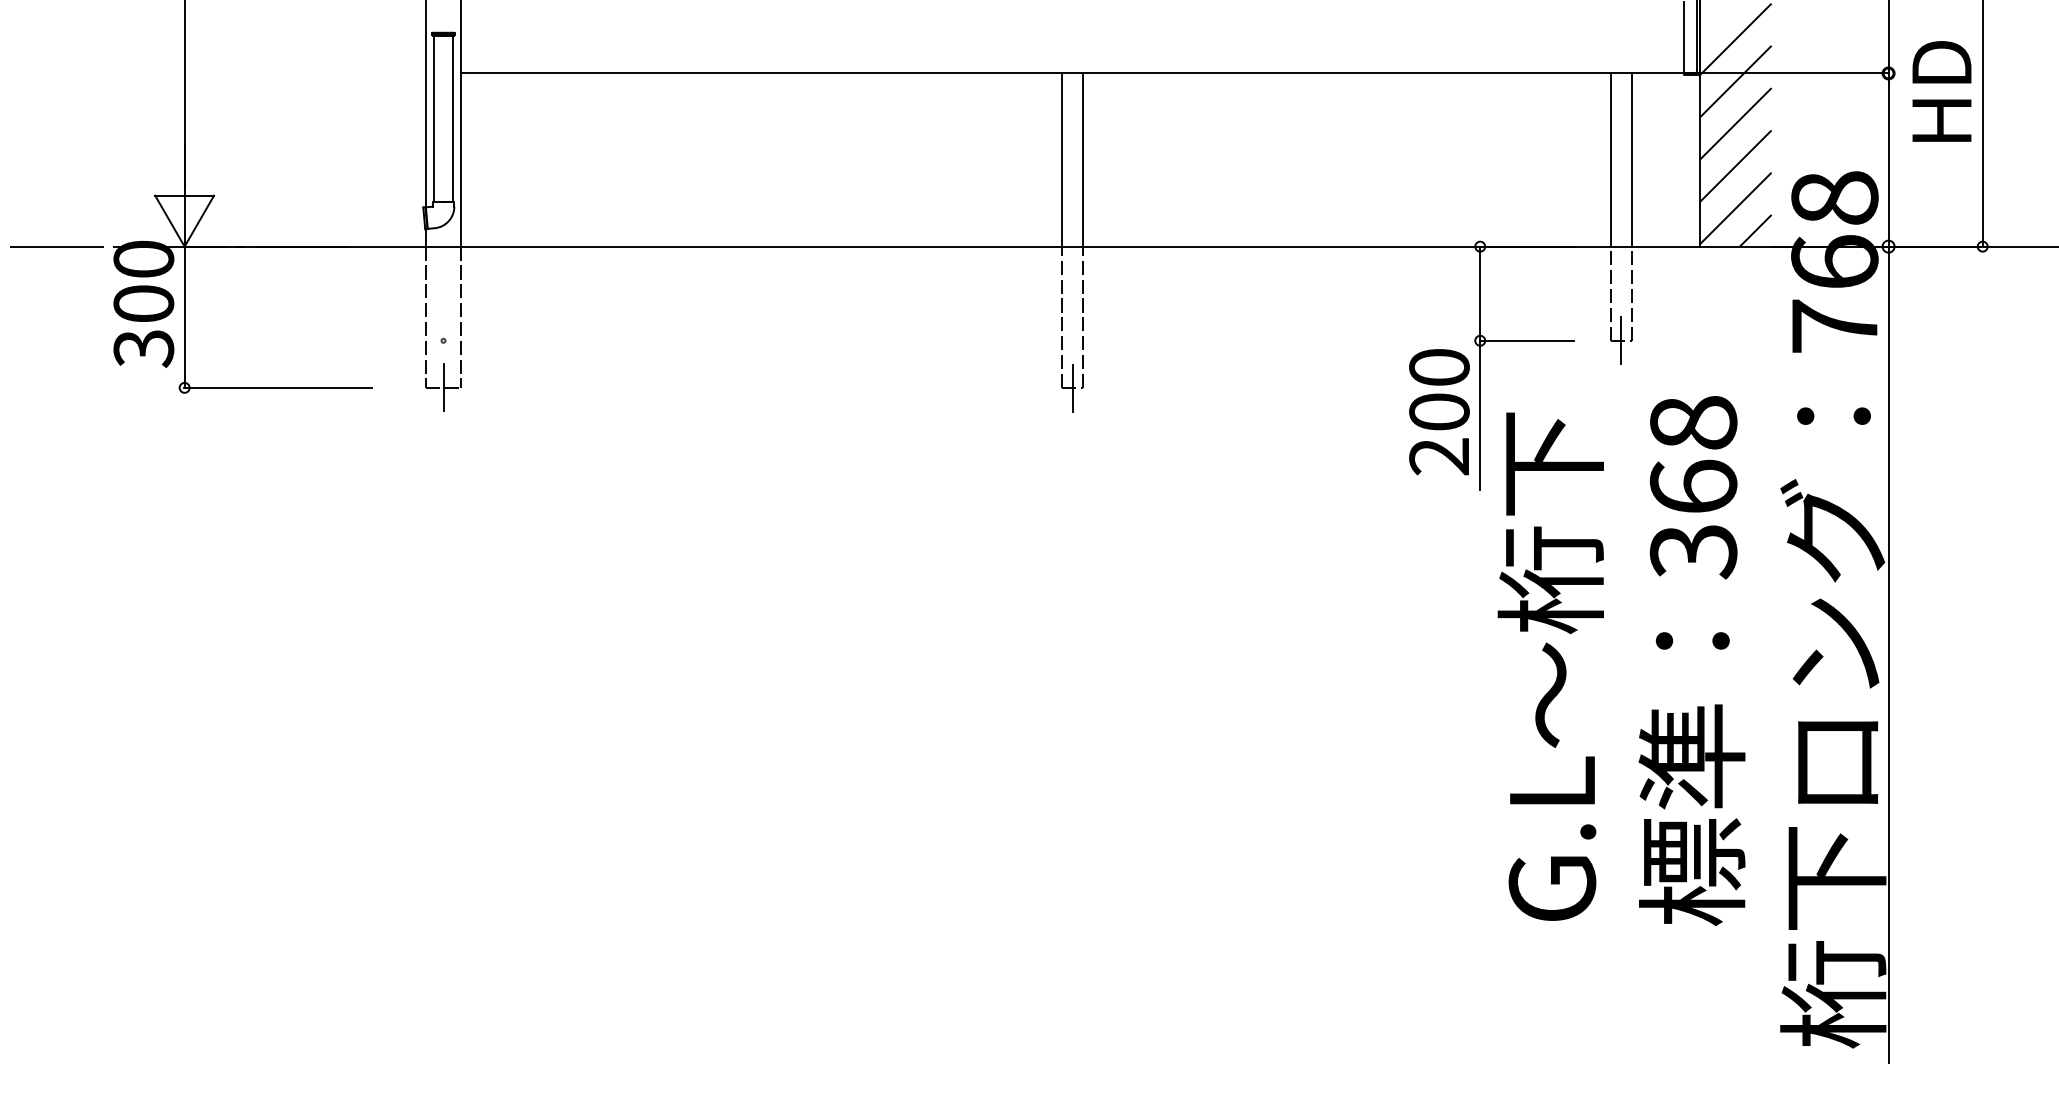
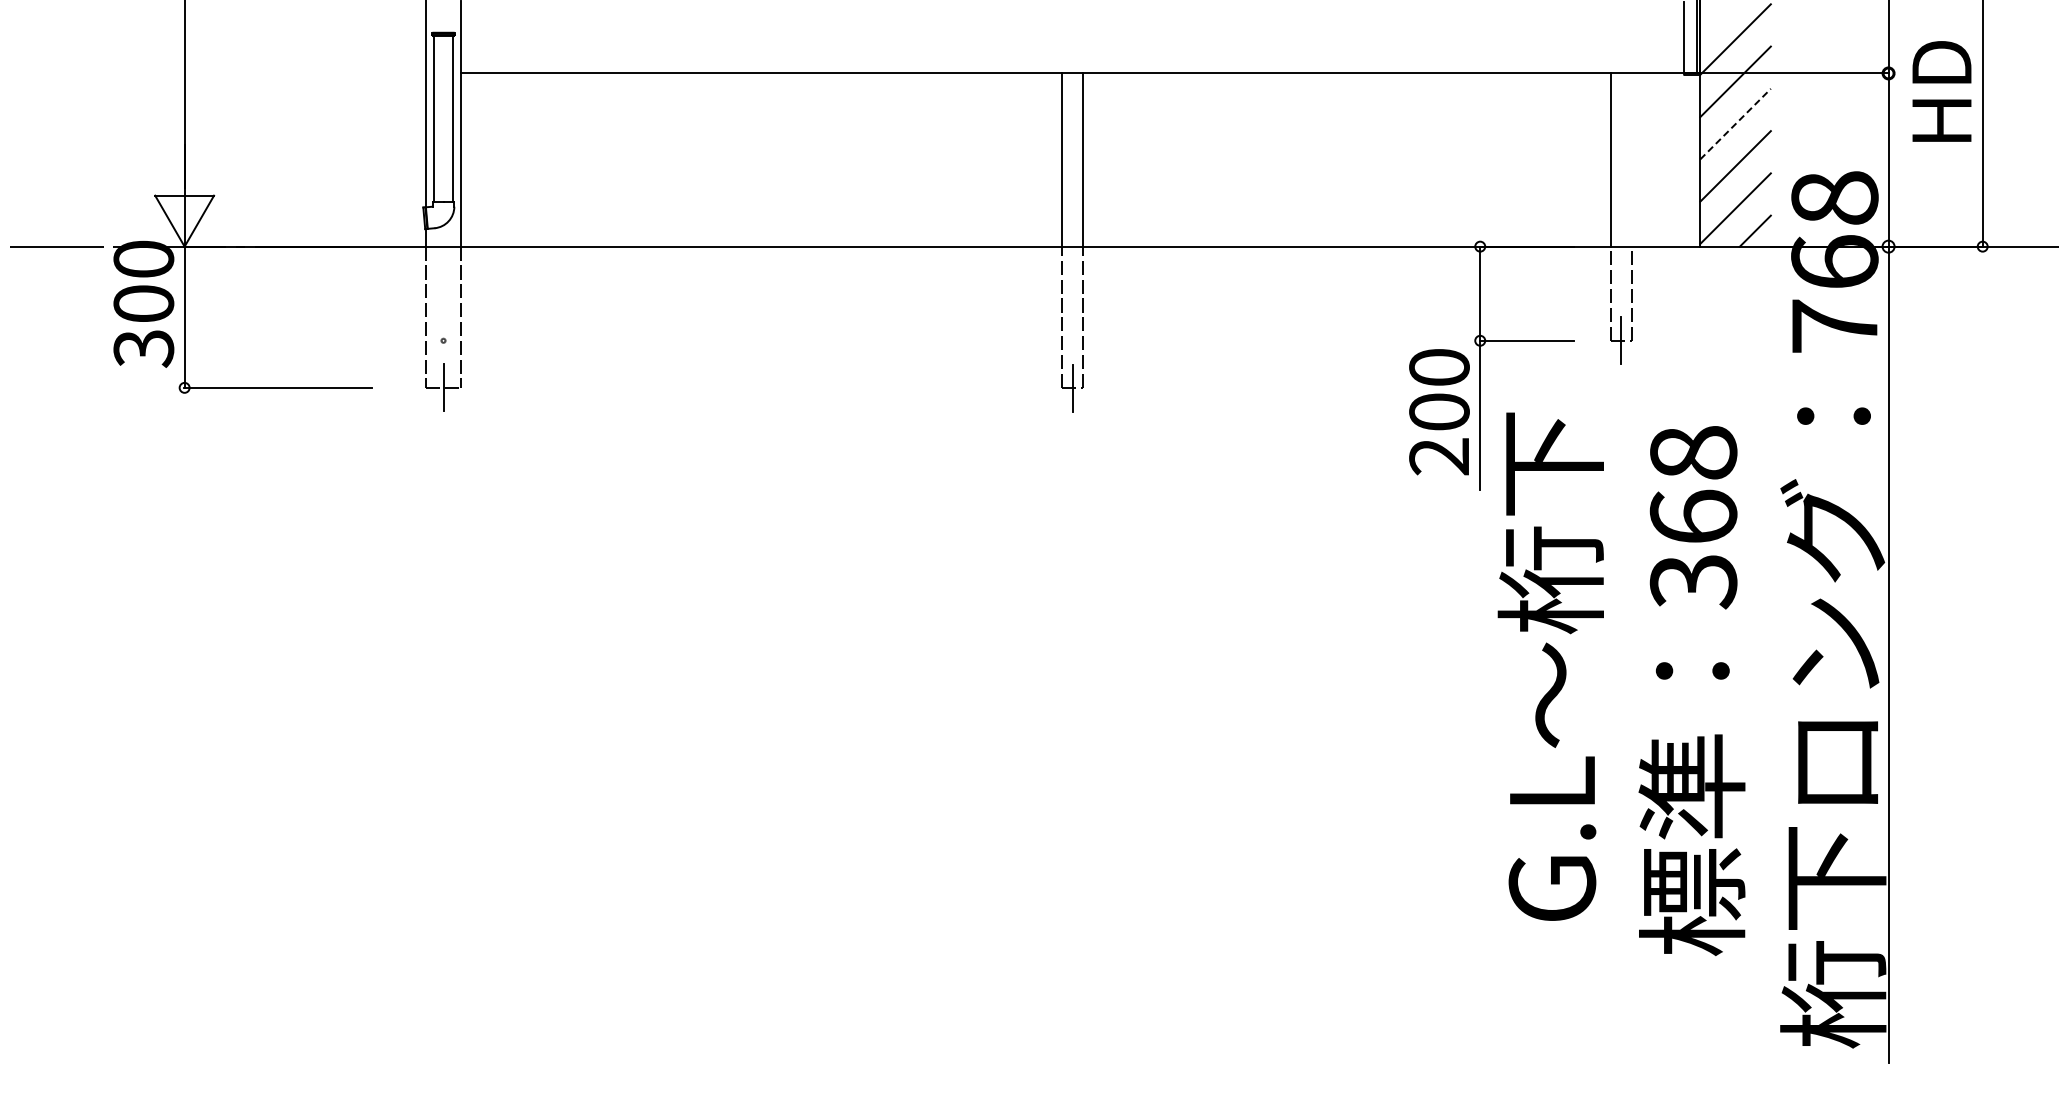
line: solid -> dashed (1735, 124)
line: present -> none (1632, 159)
text position: (1691, 661) -> (1691, 691) (1691, 691)
